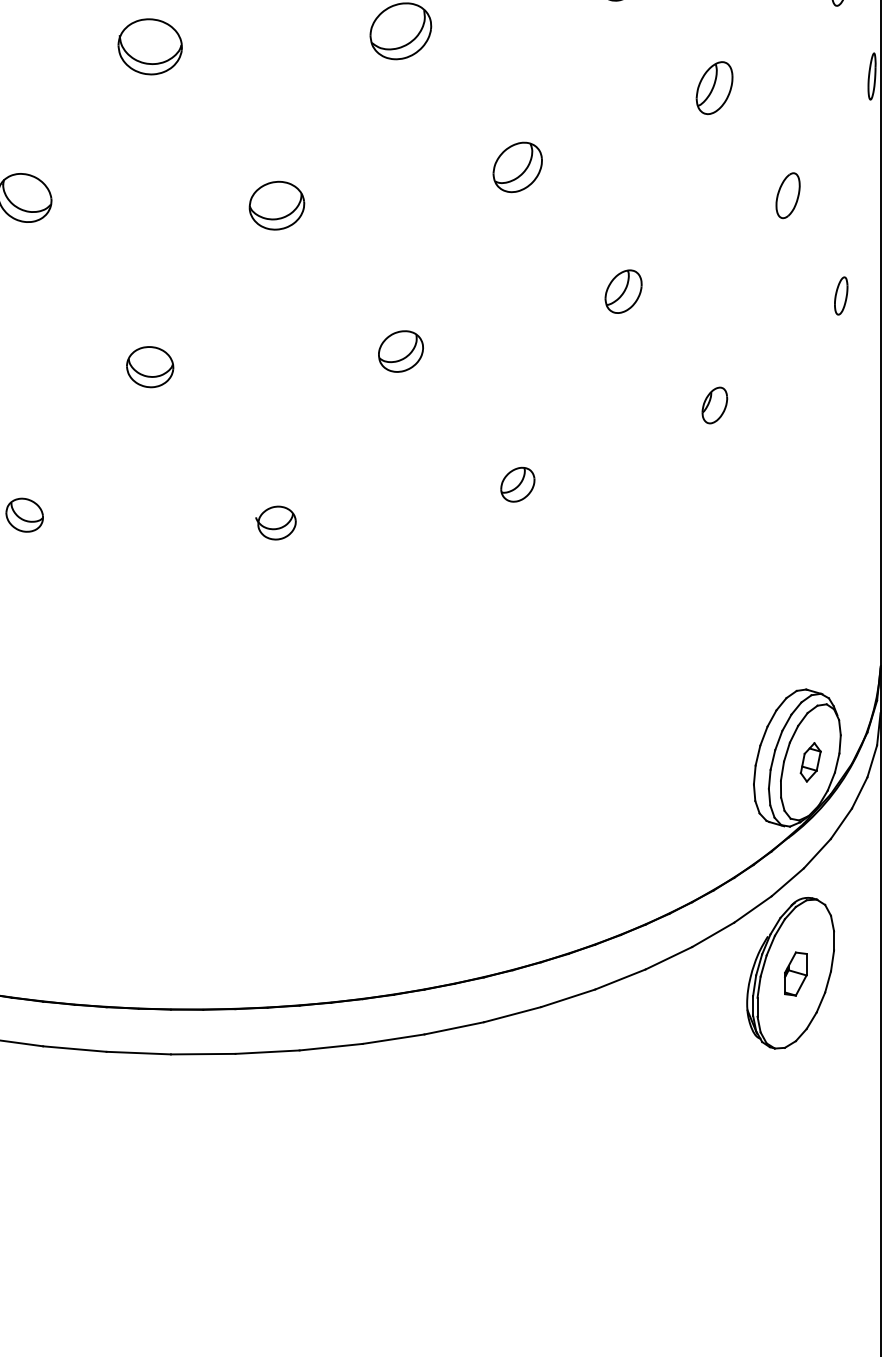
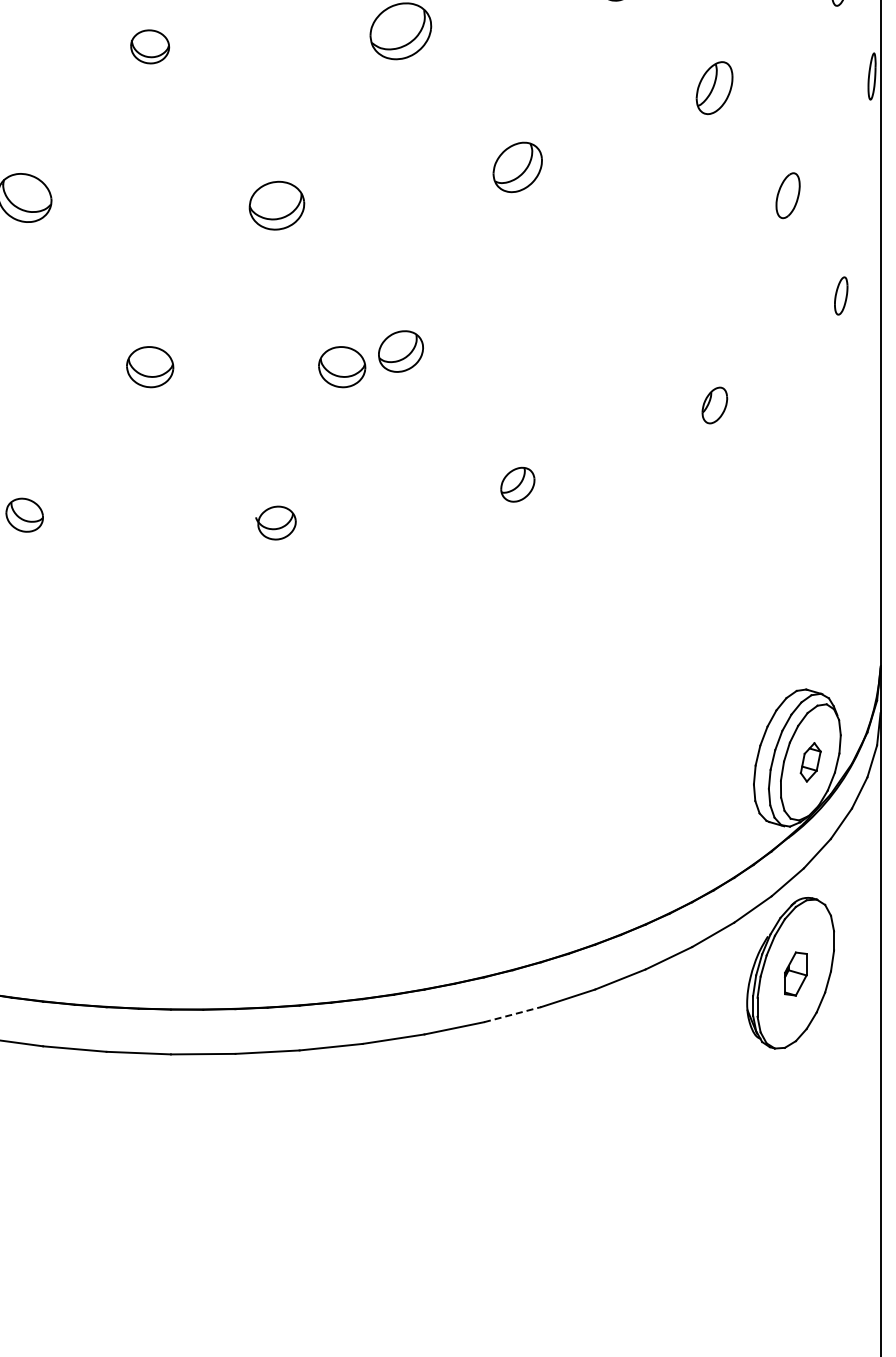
part size: 66x58 px -> 41x36 px (150, 46)
part: present -> none (623, 291)
part: none -> present (342, 367)
line: solid -> dashed (512, 1014)
